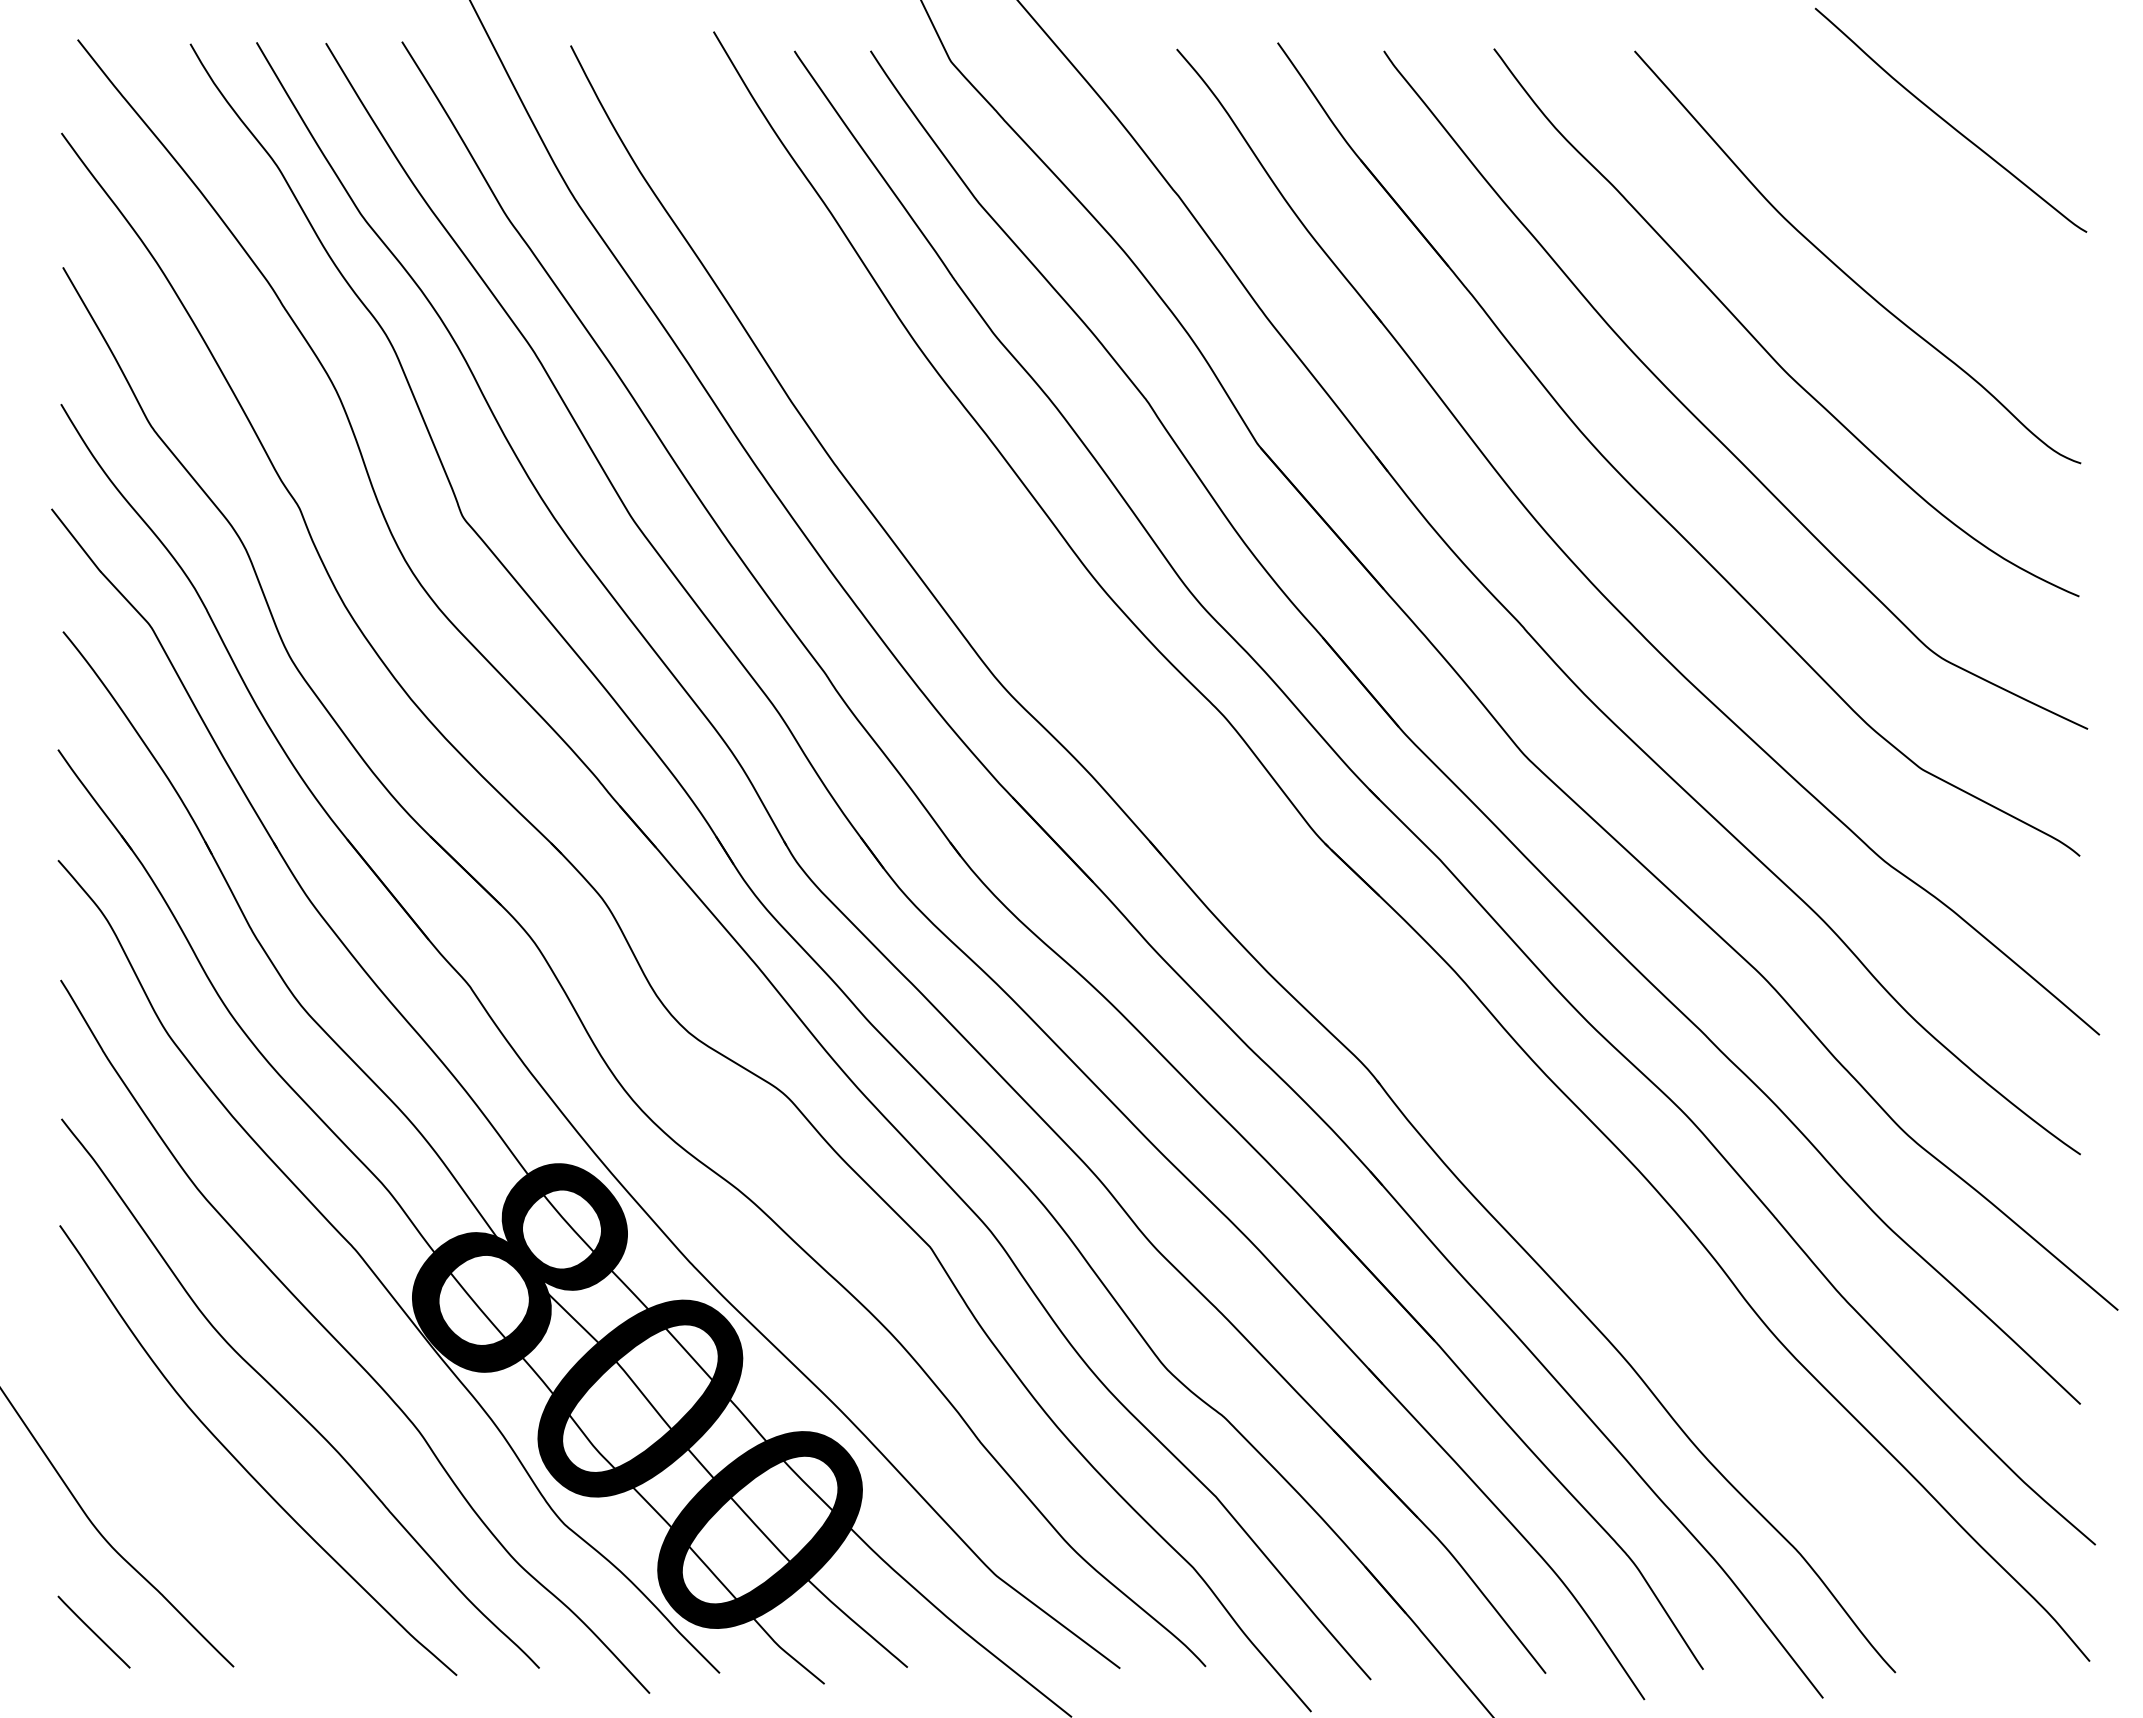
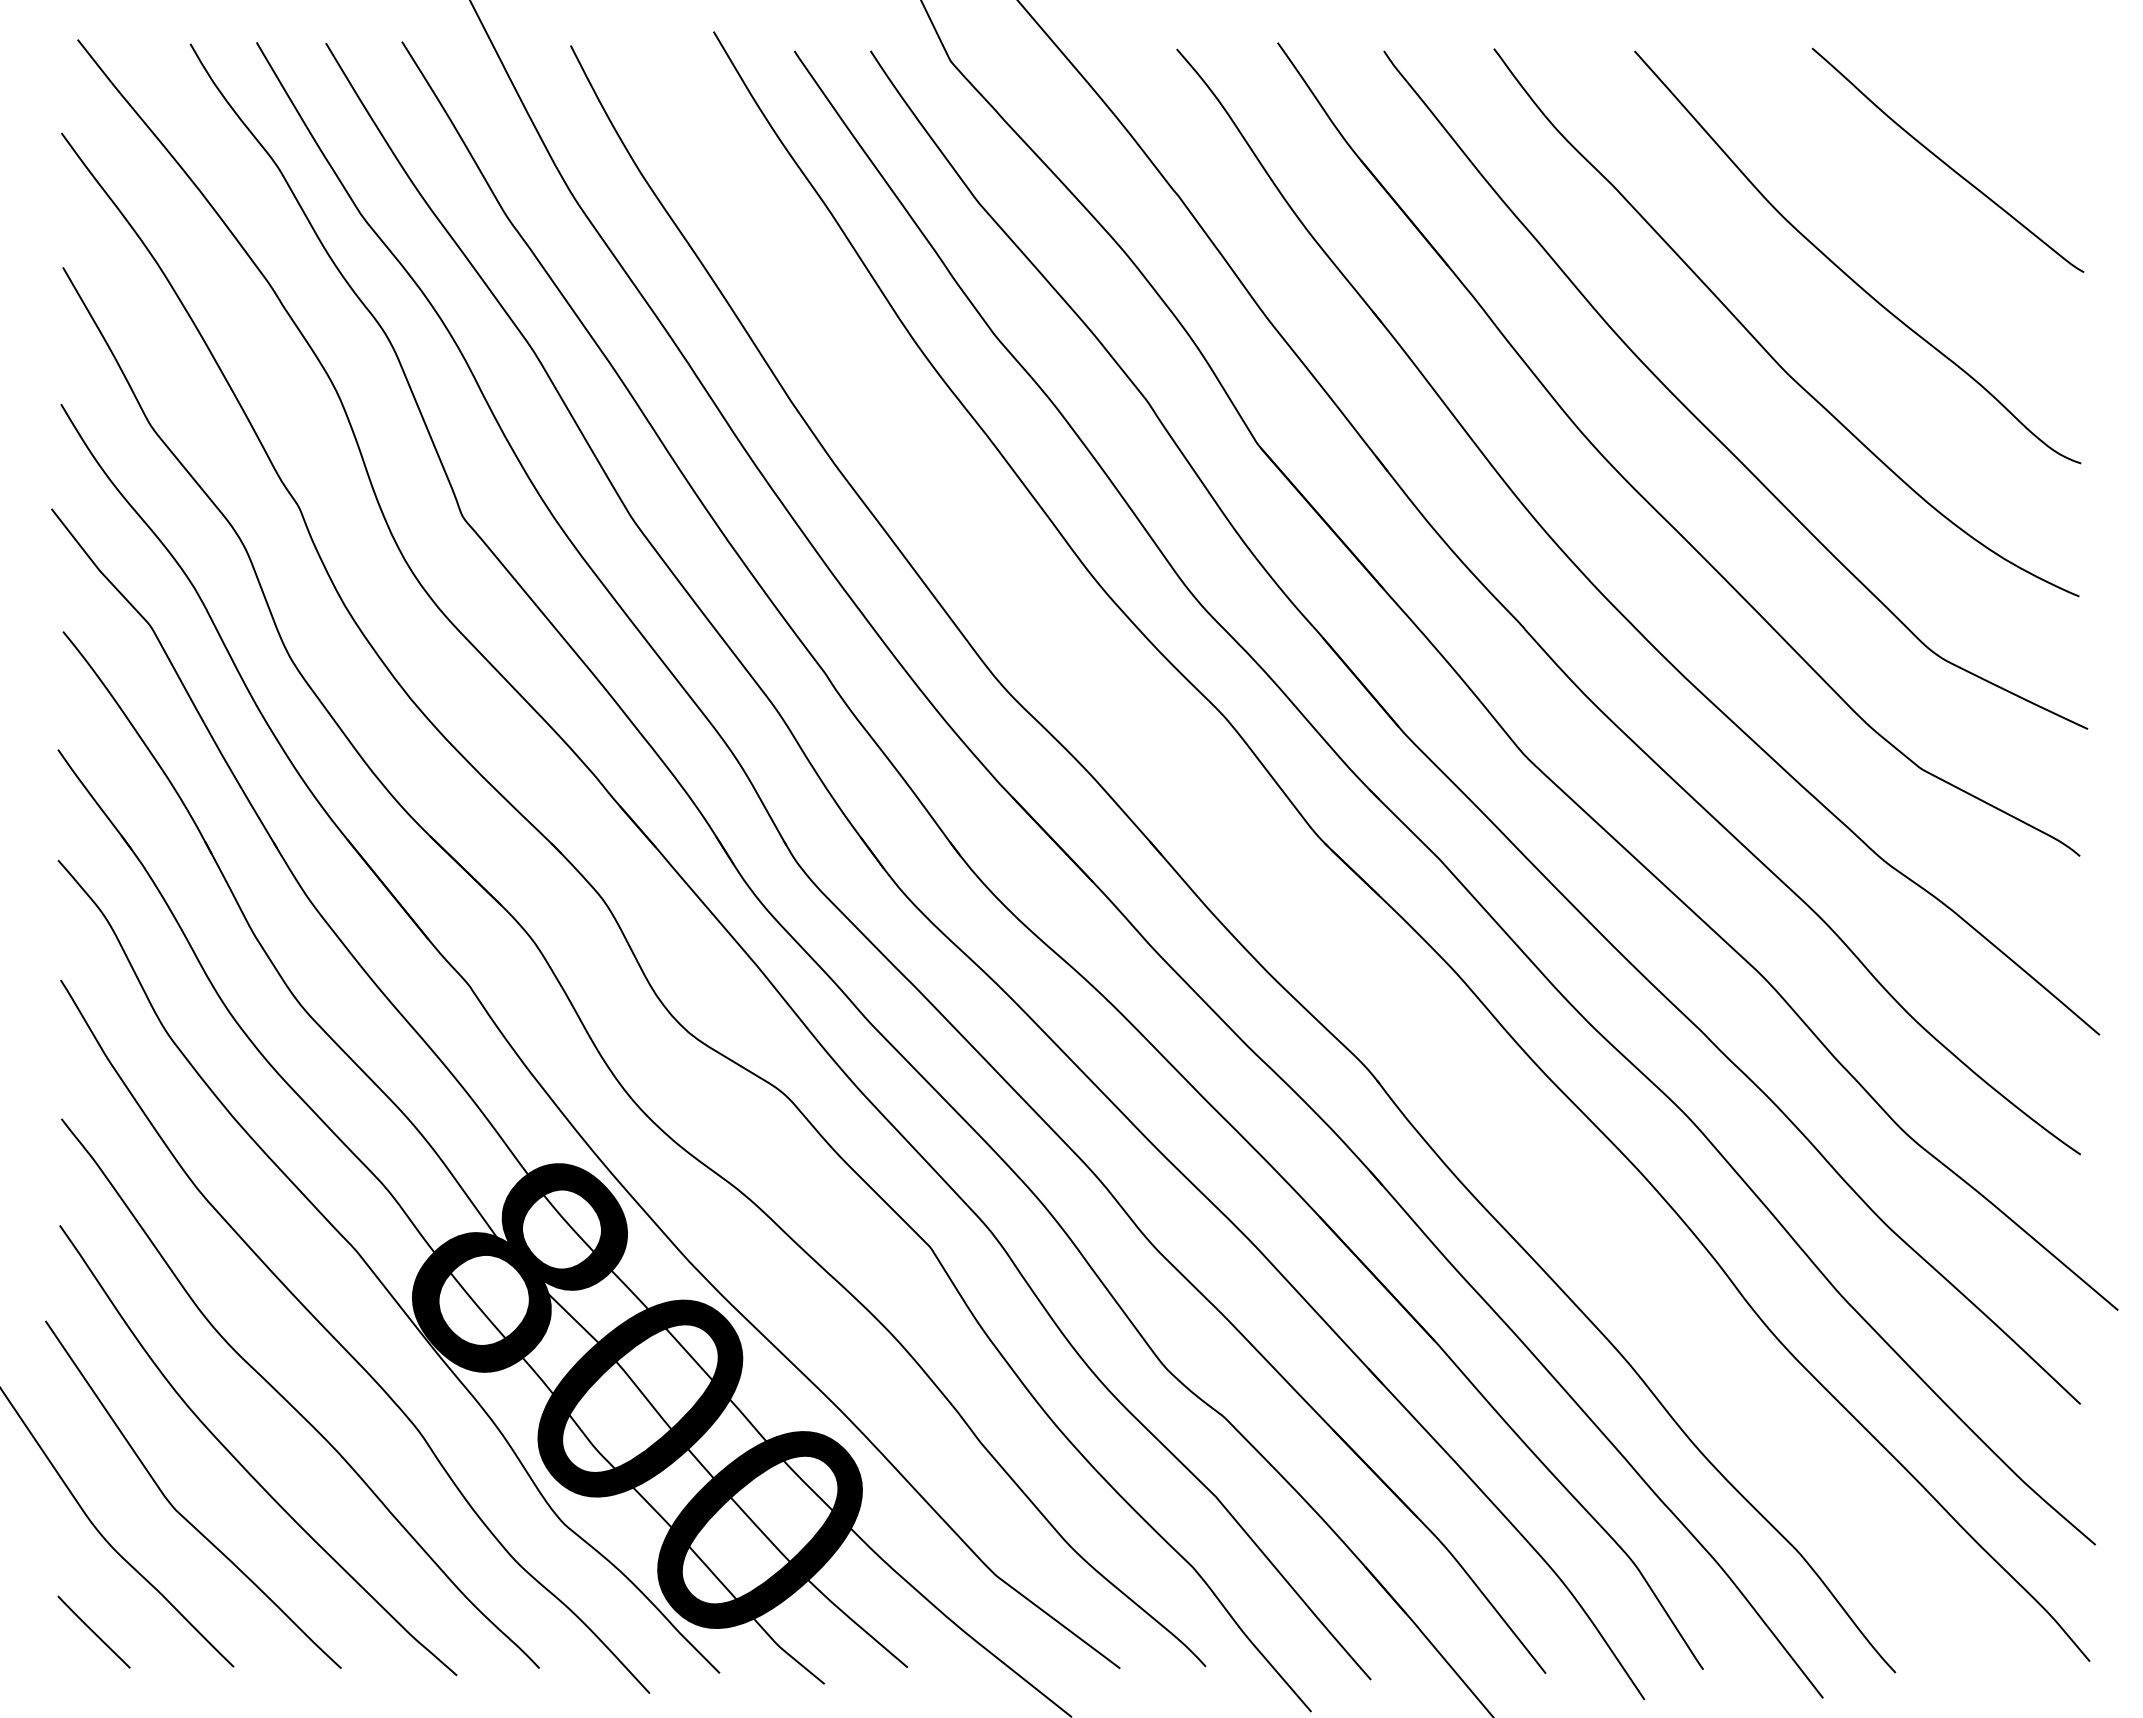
curve position: (1947, 121) -> (1944, 161) (1944, 161)
curve: none -> present (177, 1510)
